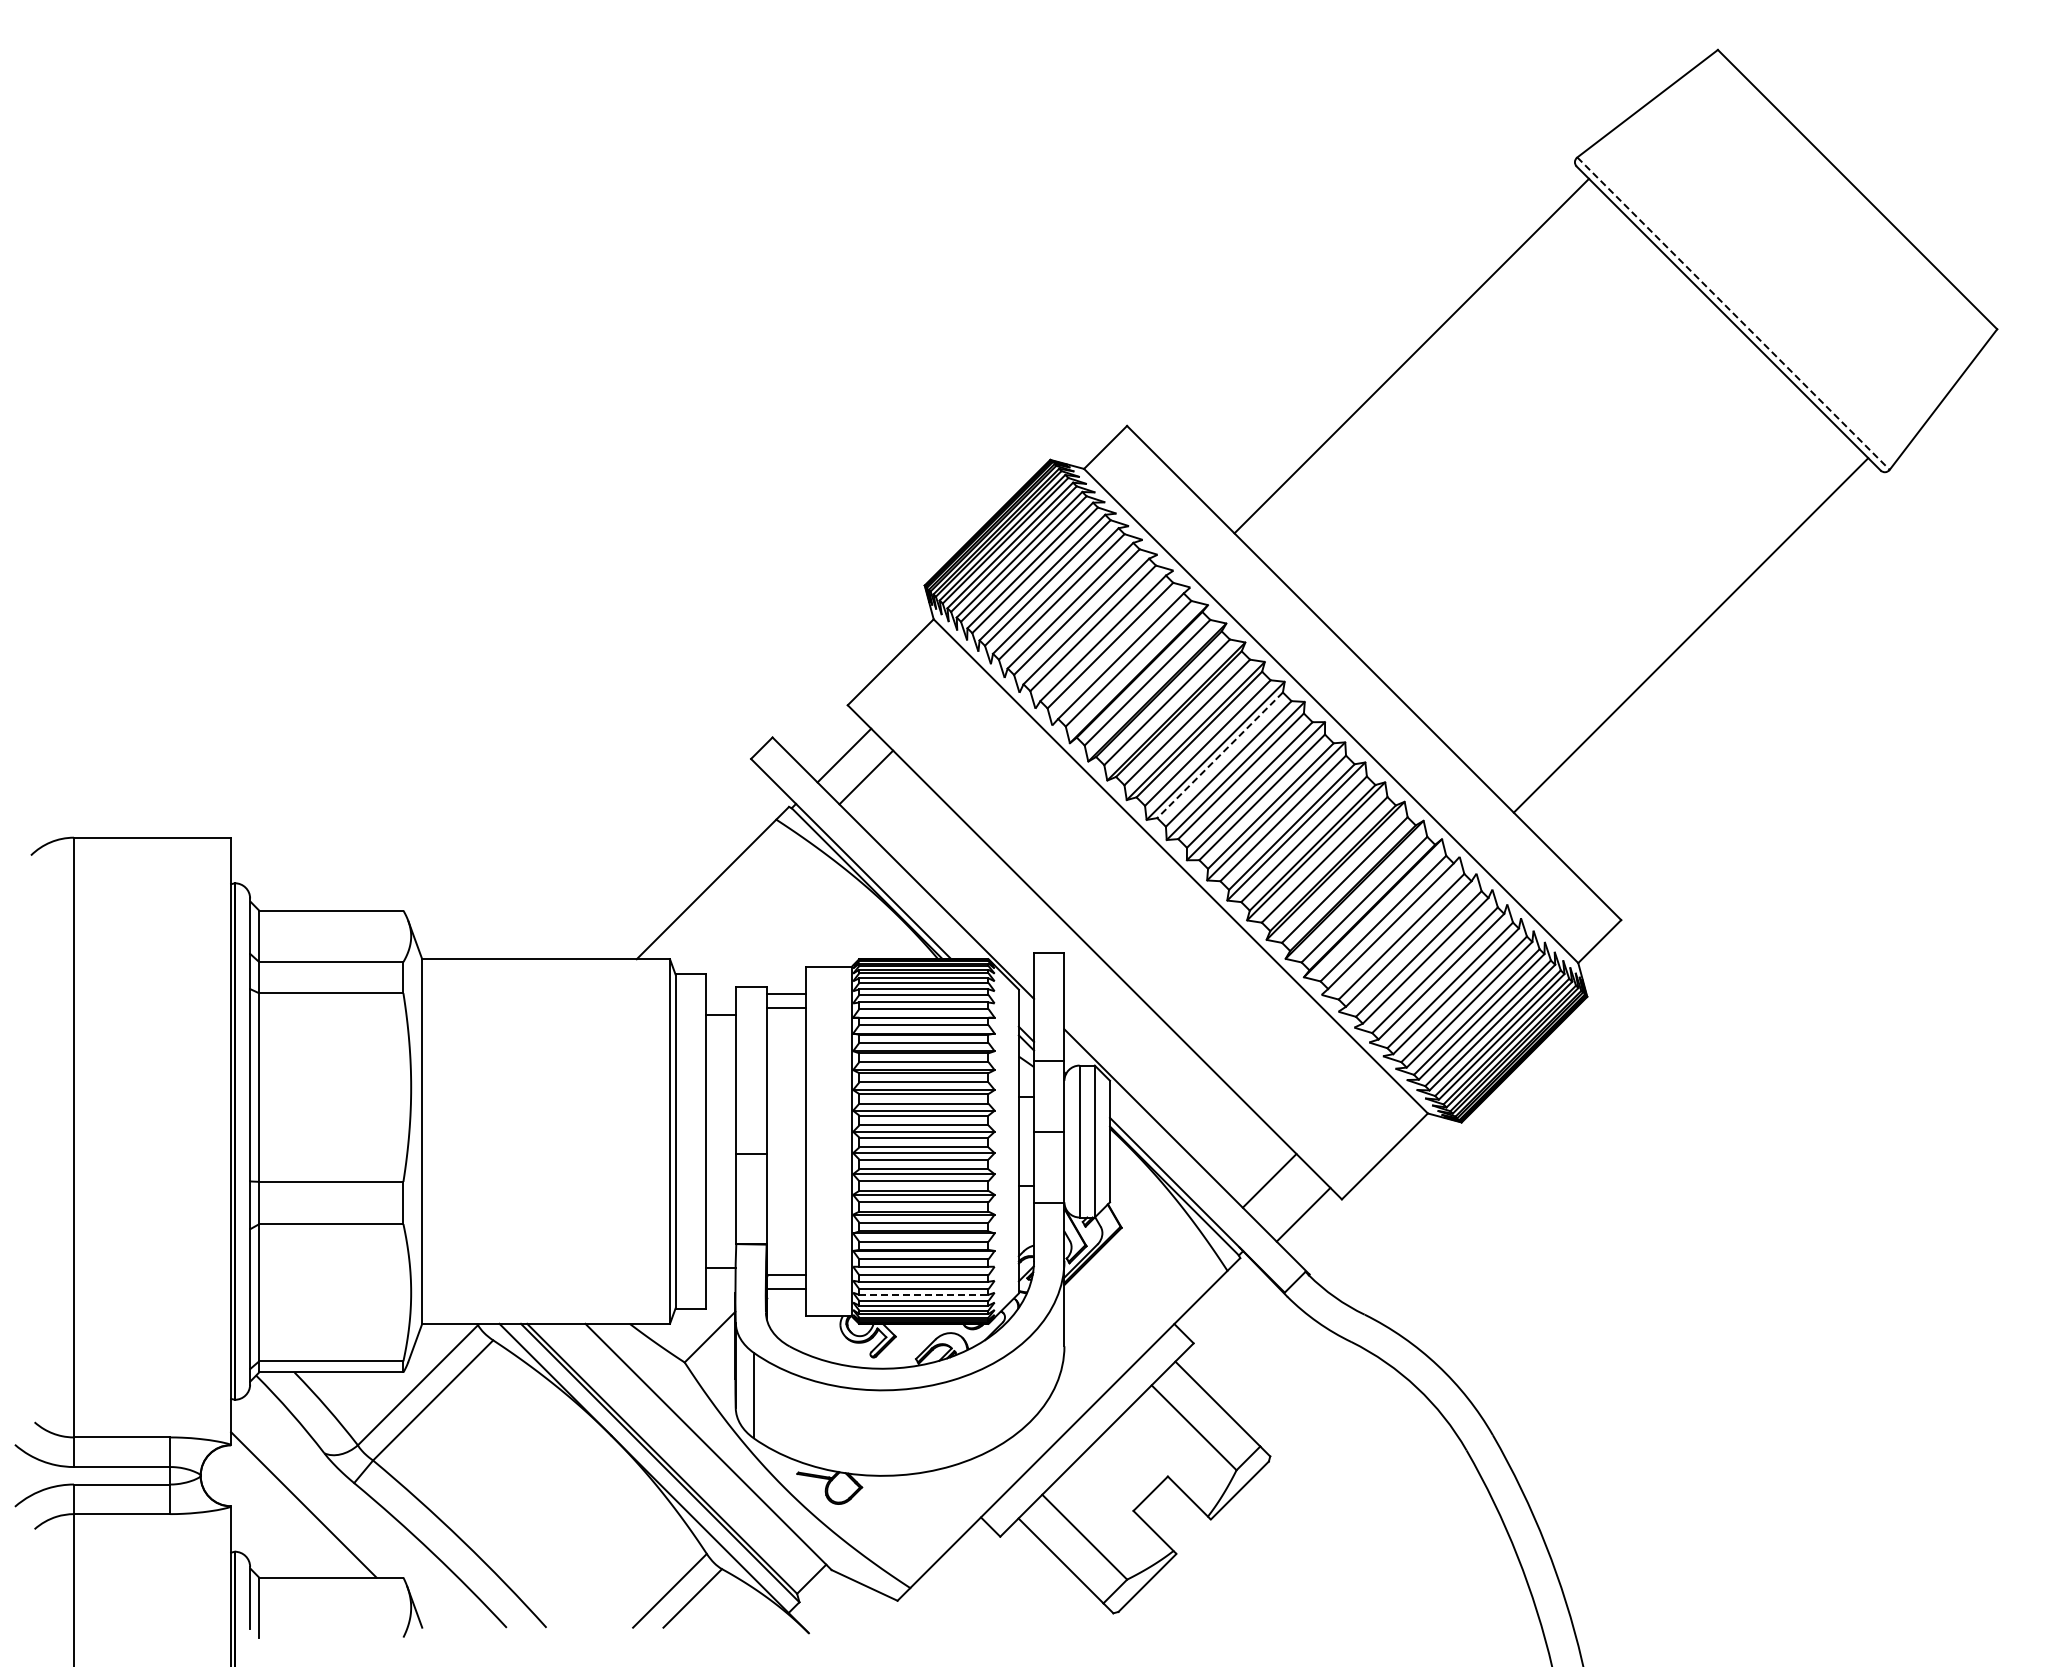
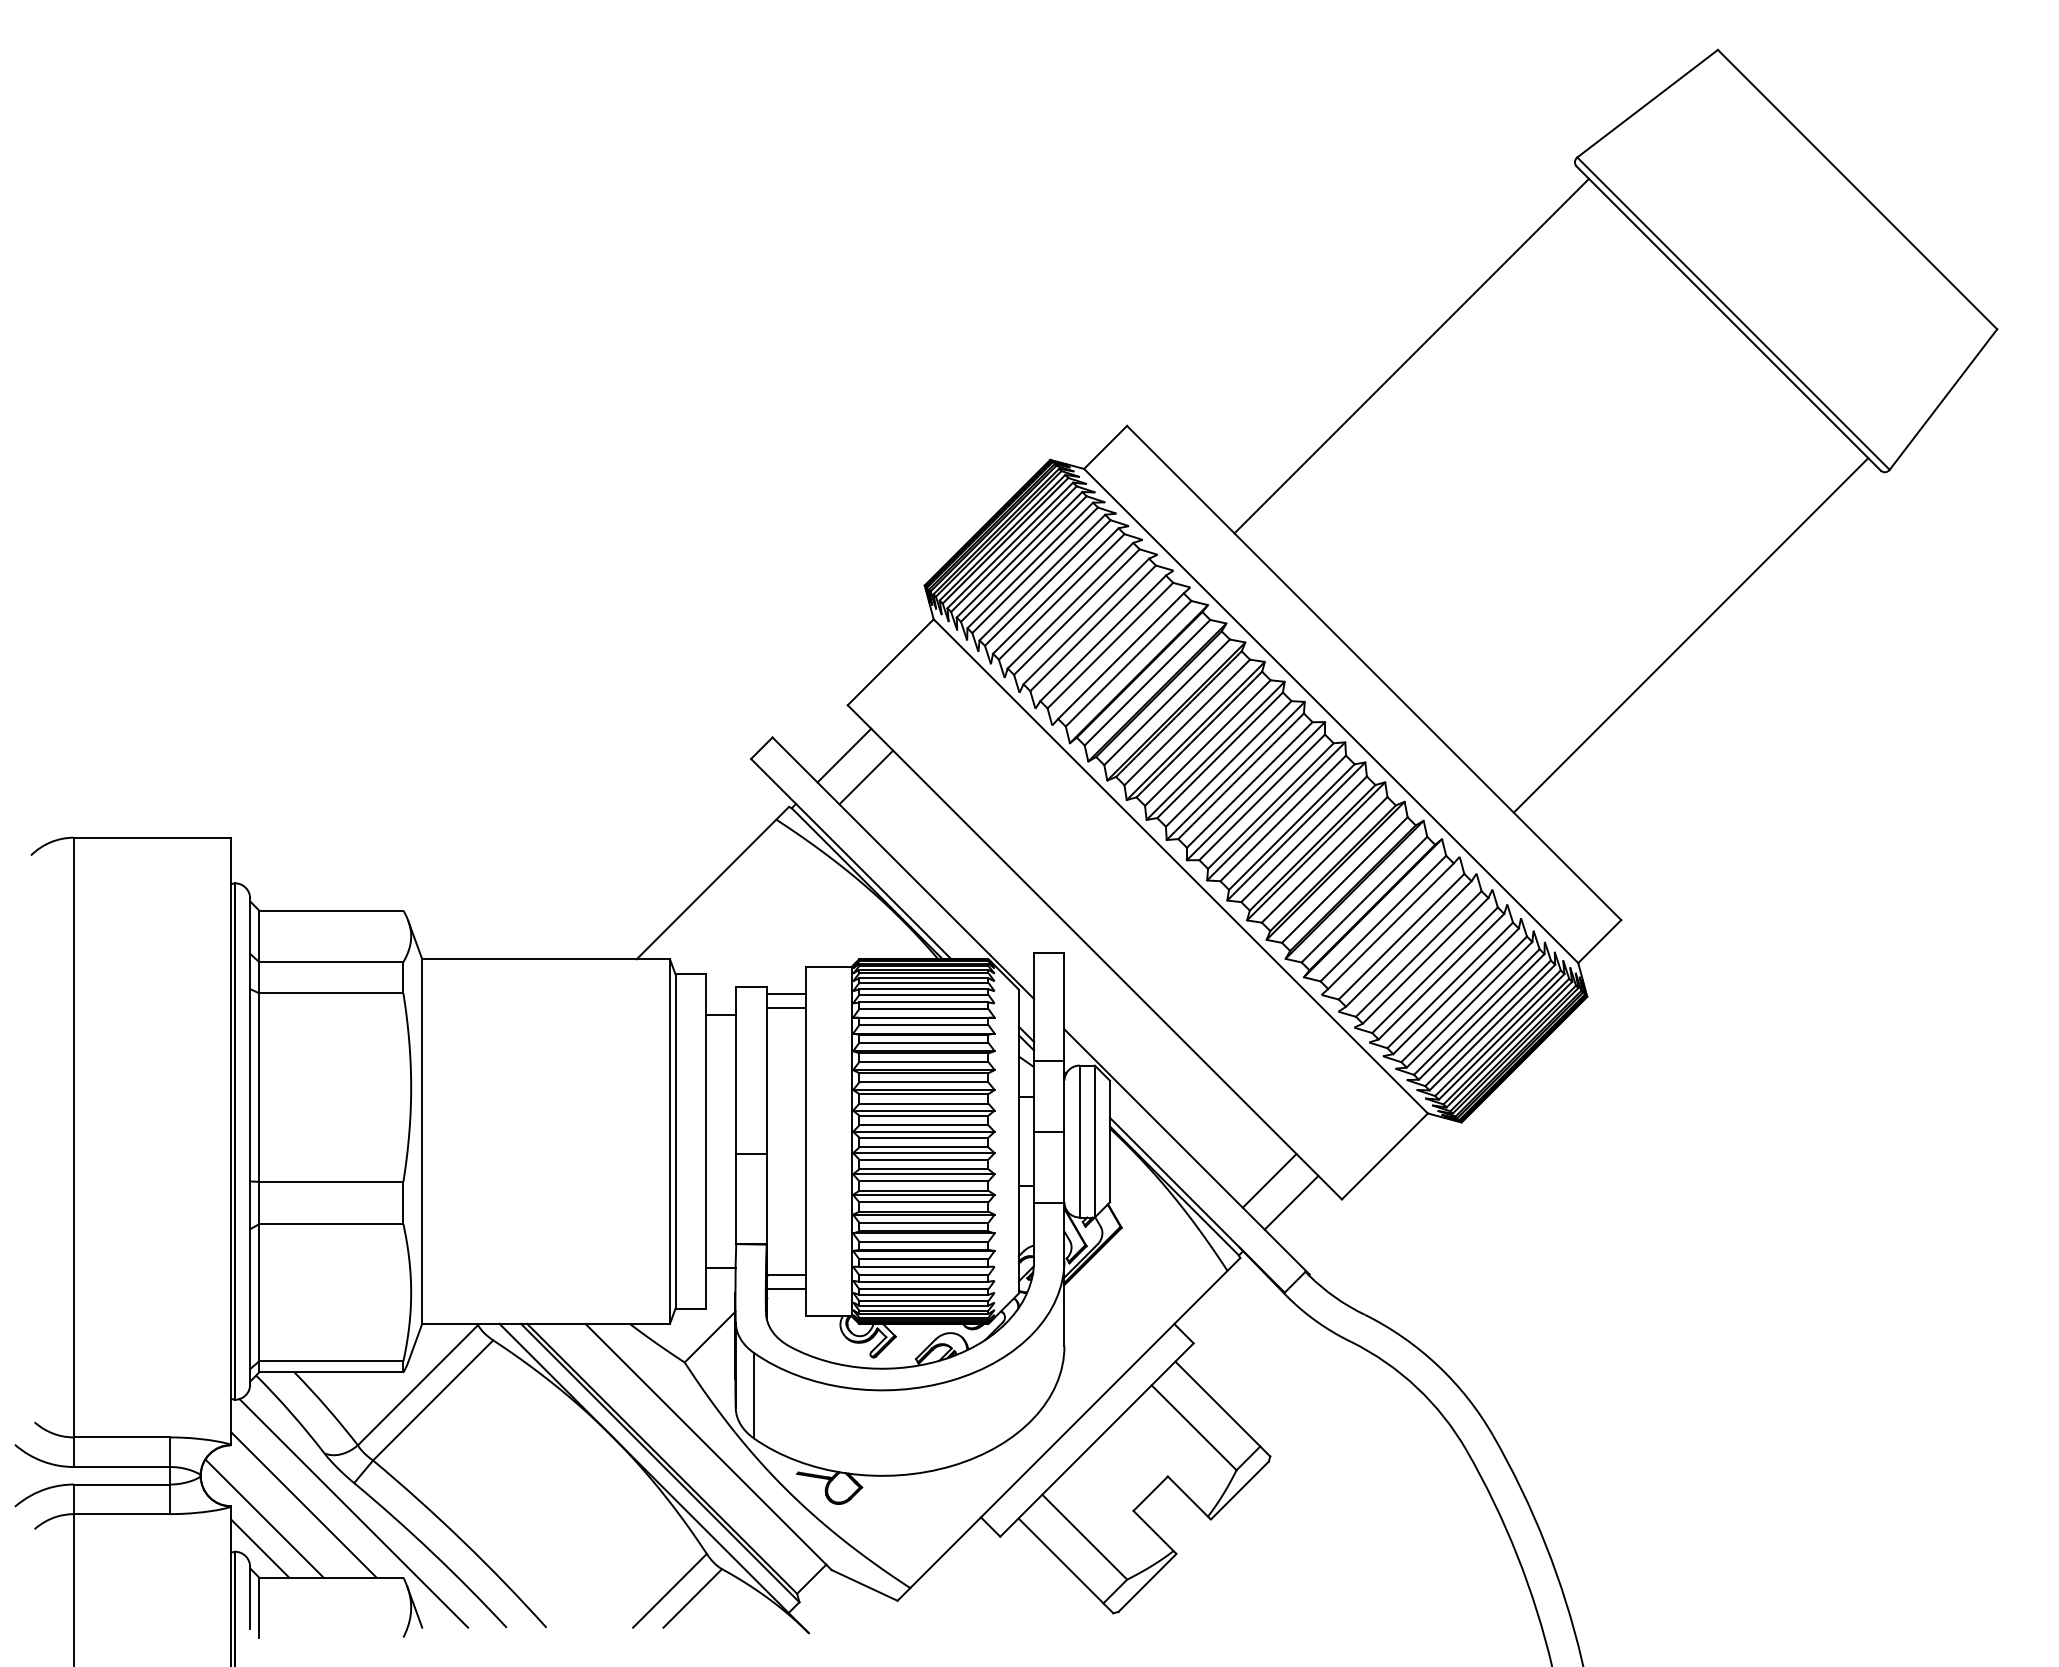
line: dashed -> solid (1733, 313)
line: dashed -> solid (1220, 755)
line position: (1303, 1214) -> (1291, 1202) (1291, 1202)
line: dashed -> solid (923, 1294)
line: none -> present (353, 1513)
line: none -> present (264, 1518)
line: none -> present (260, 1548)
